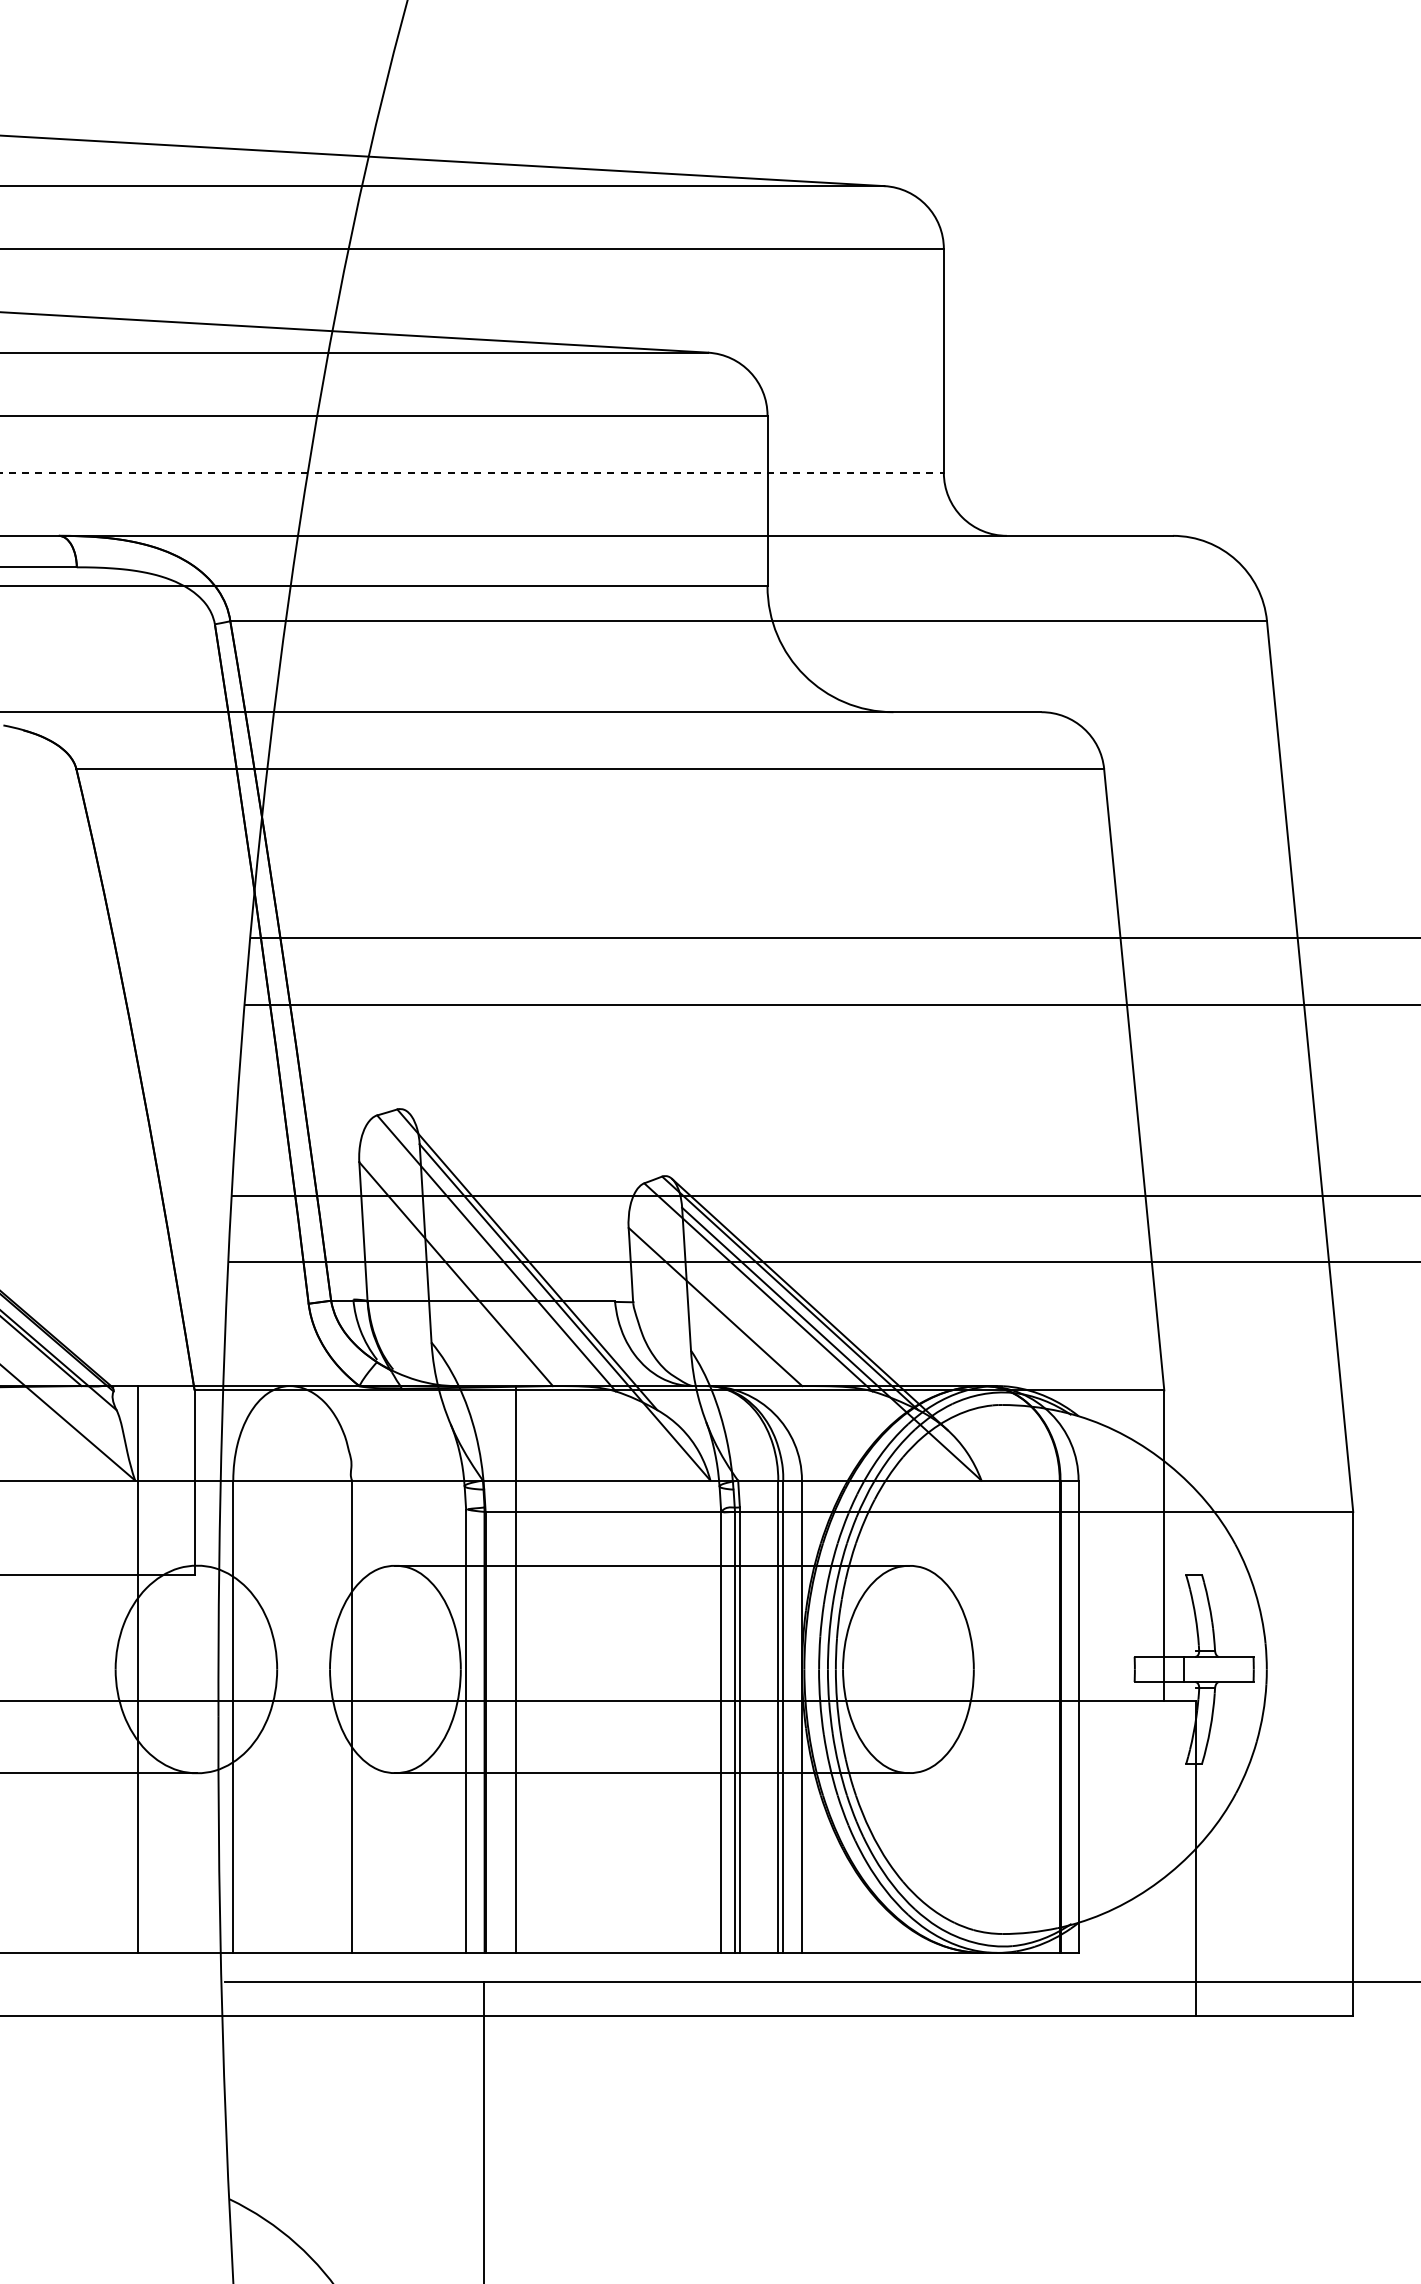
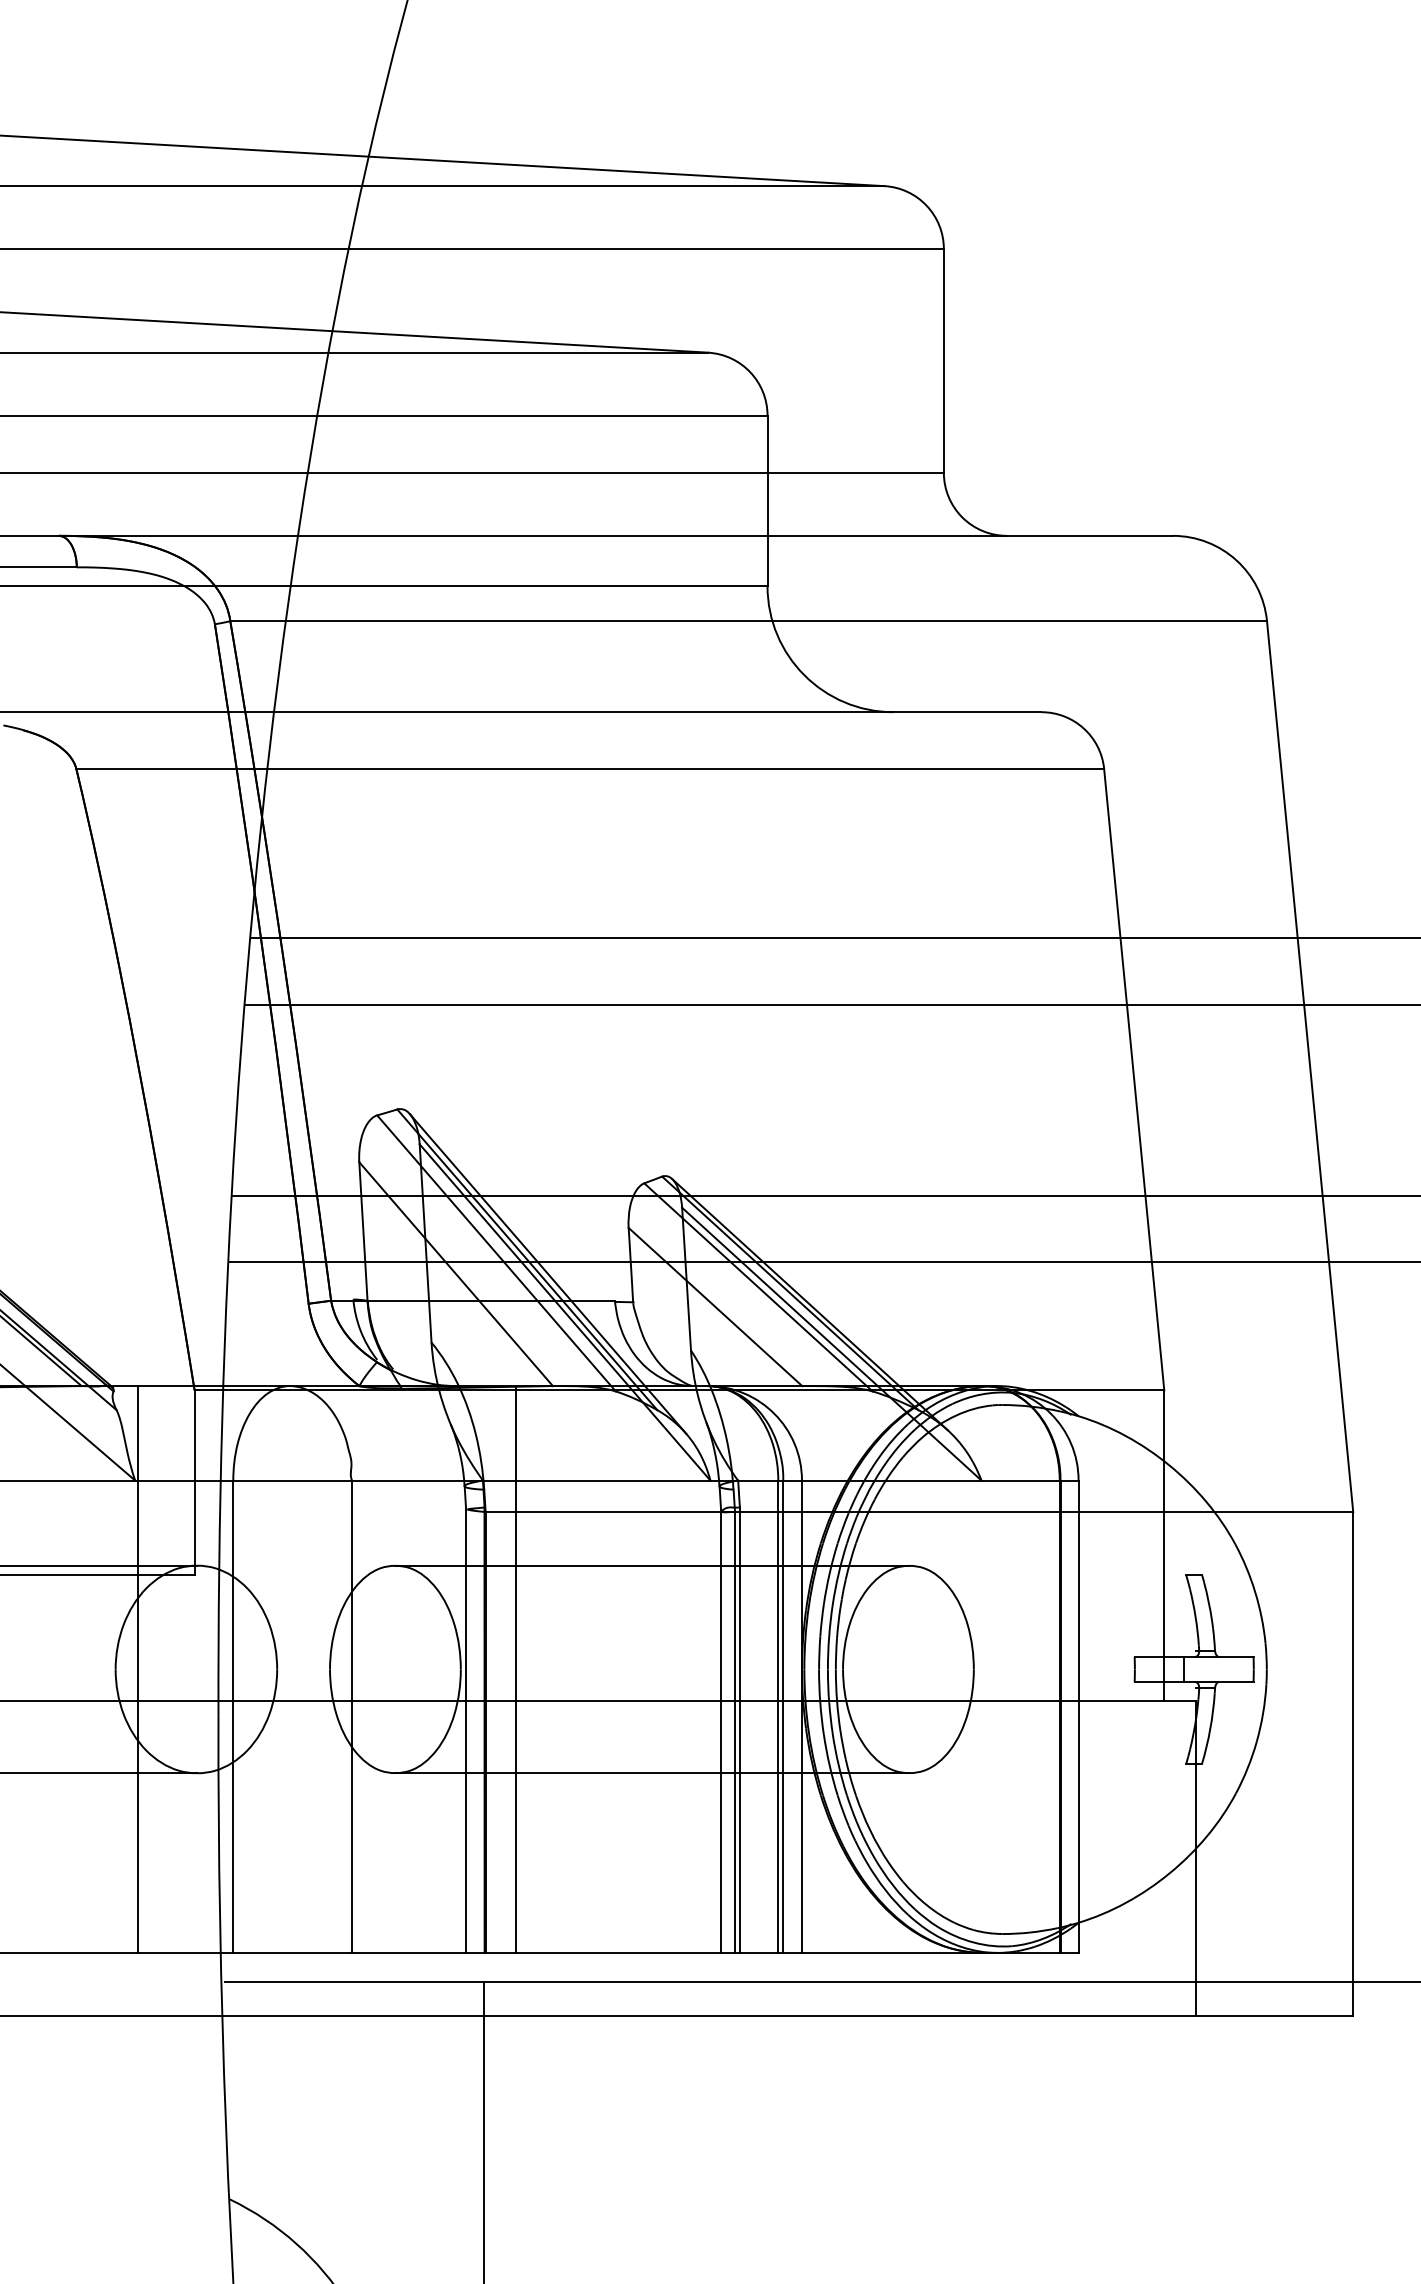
line: dashed -> solid (472, 472)
line: none -> present (548, 1273)
line: none -> present (99, 1565)
